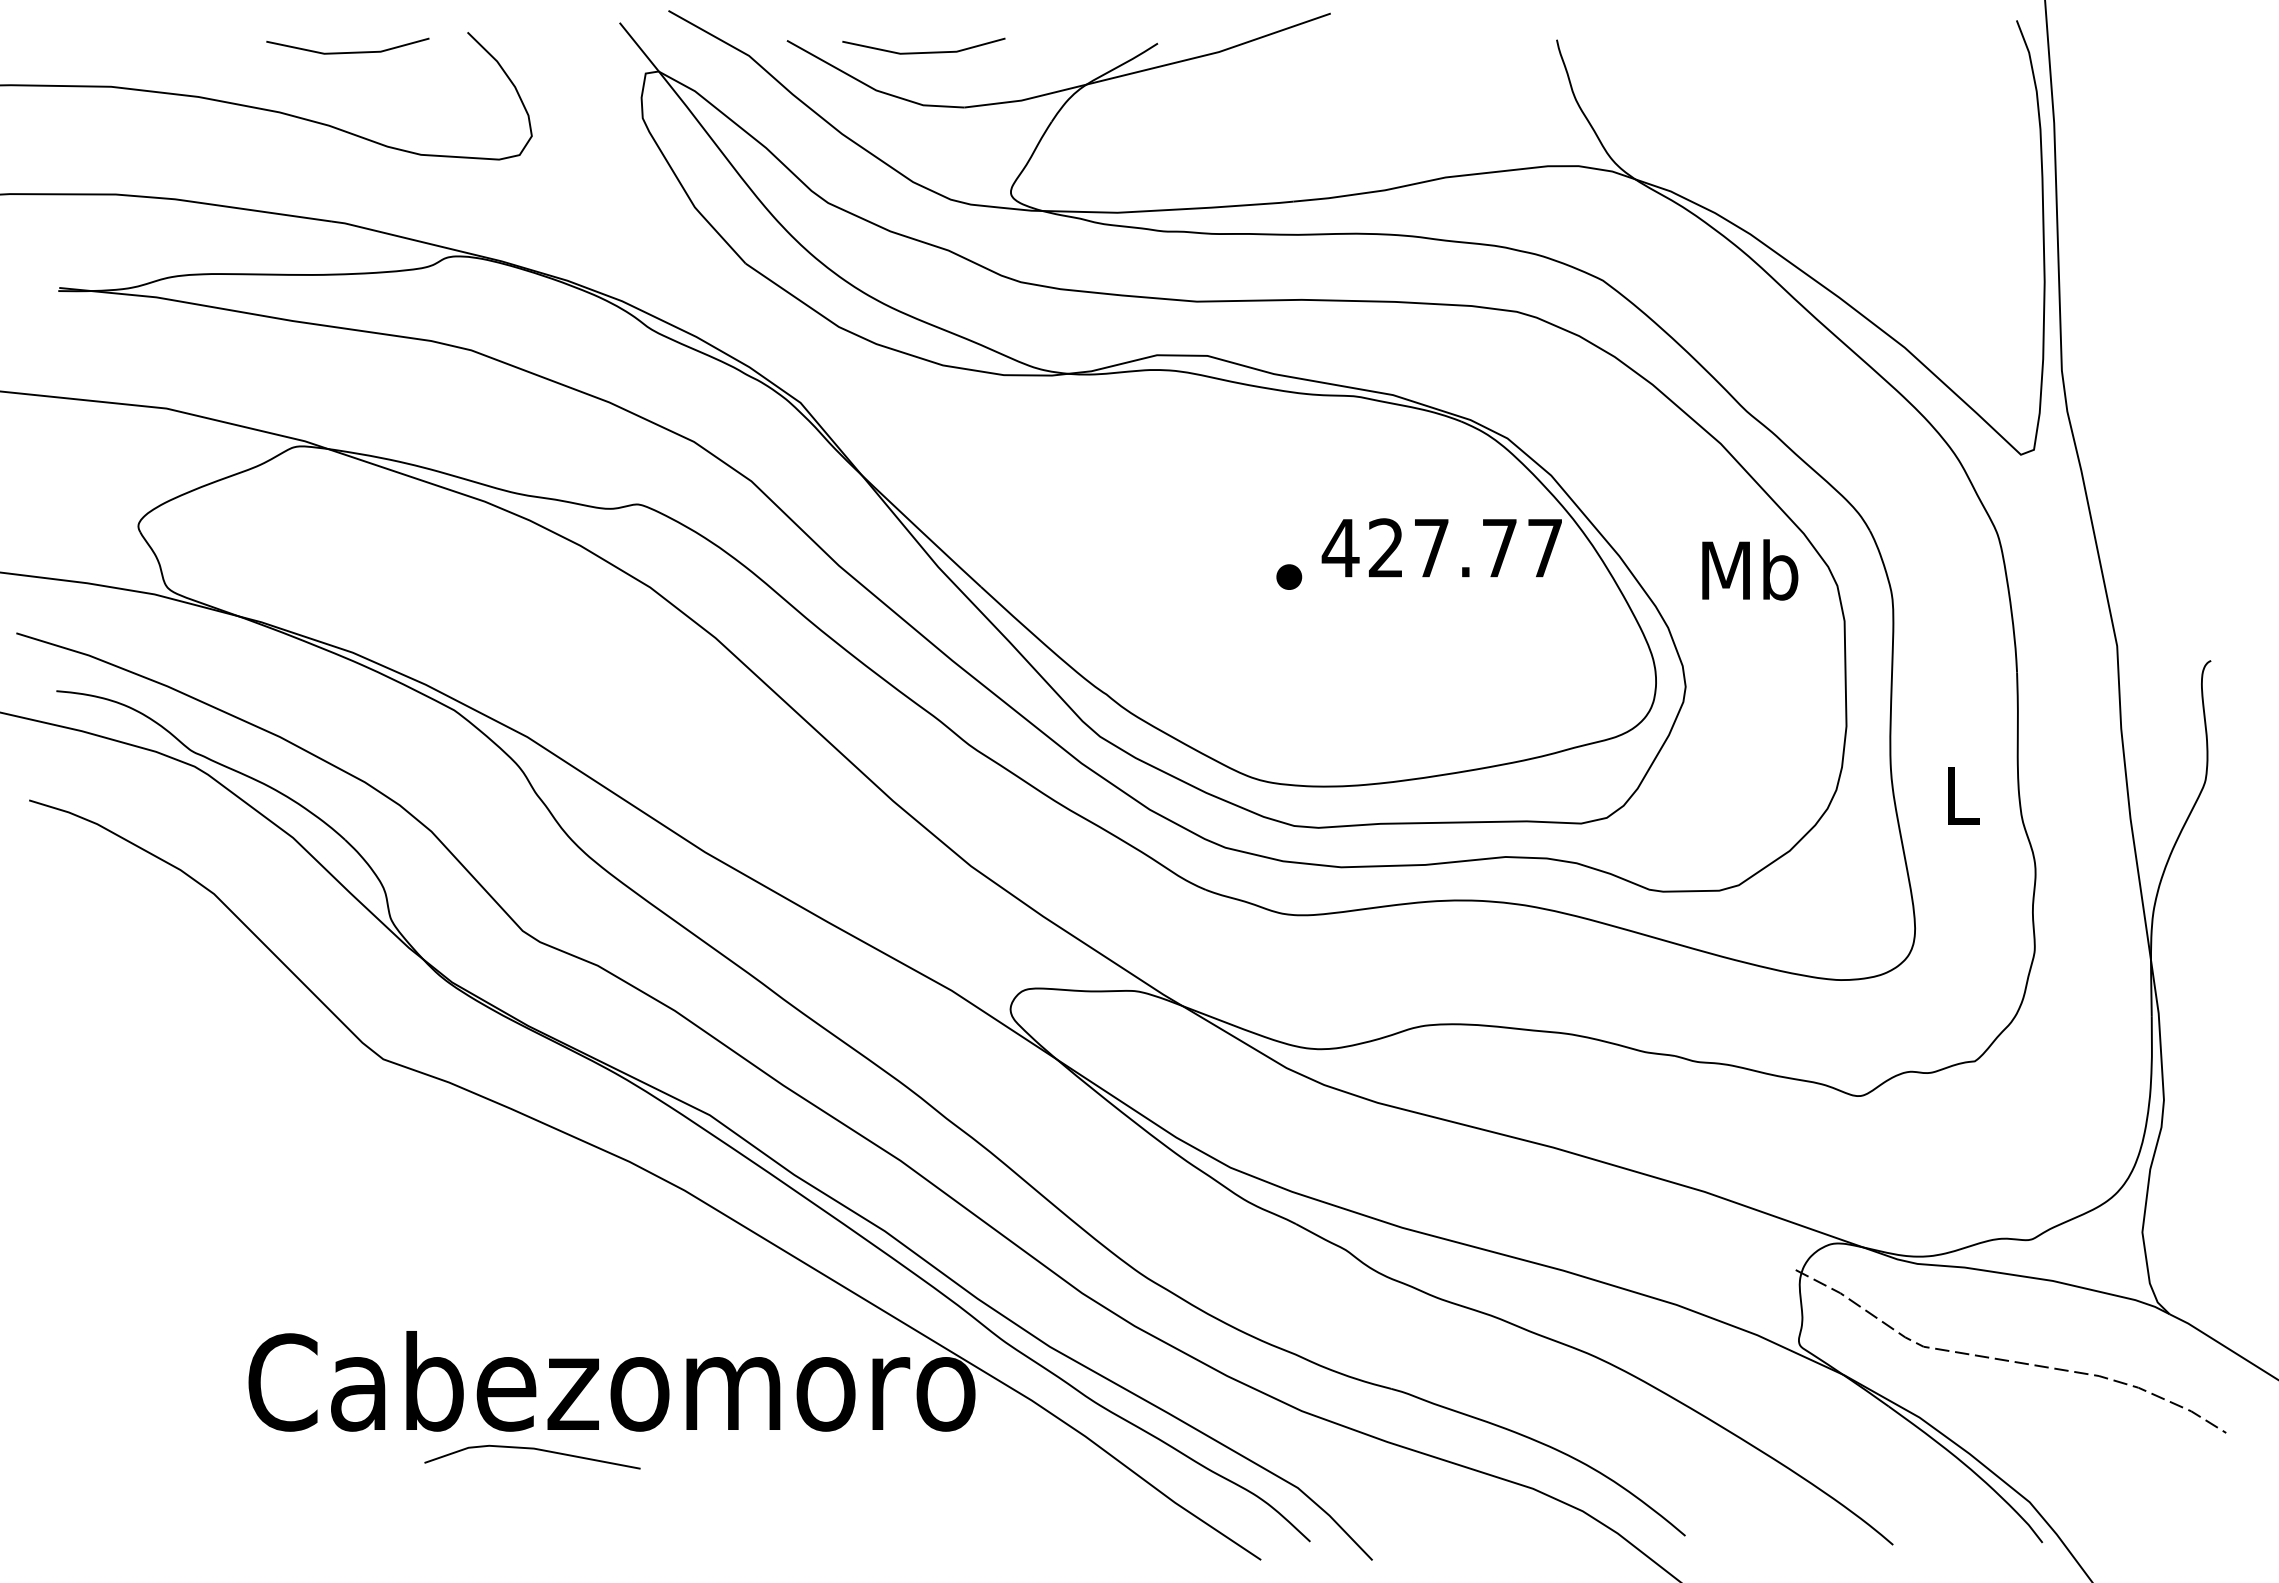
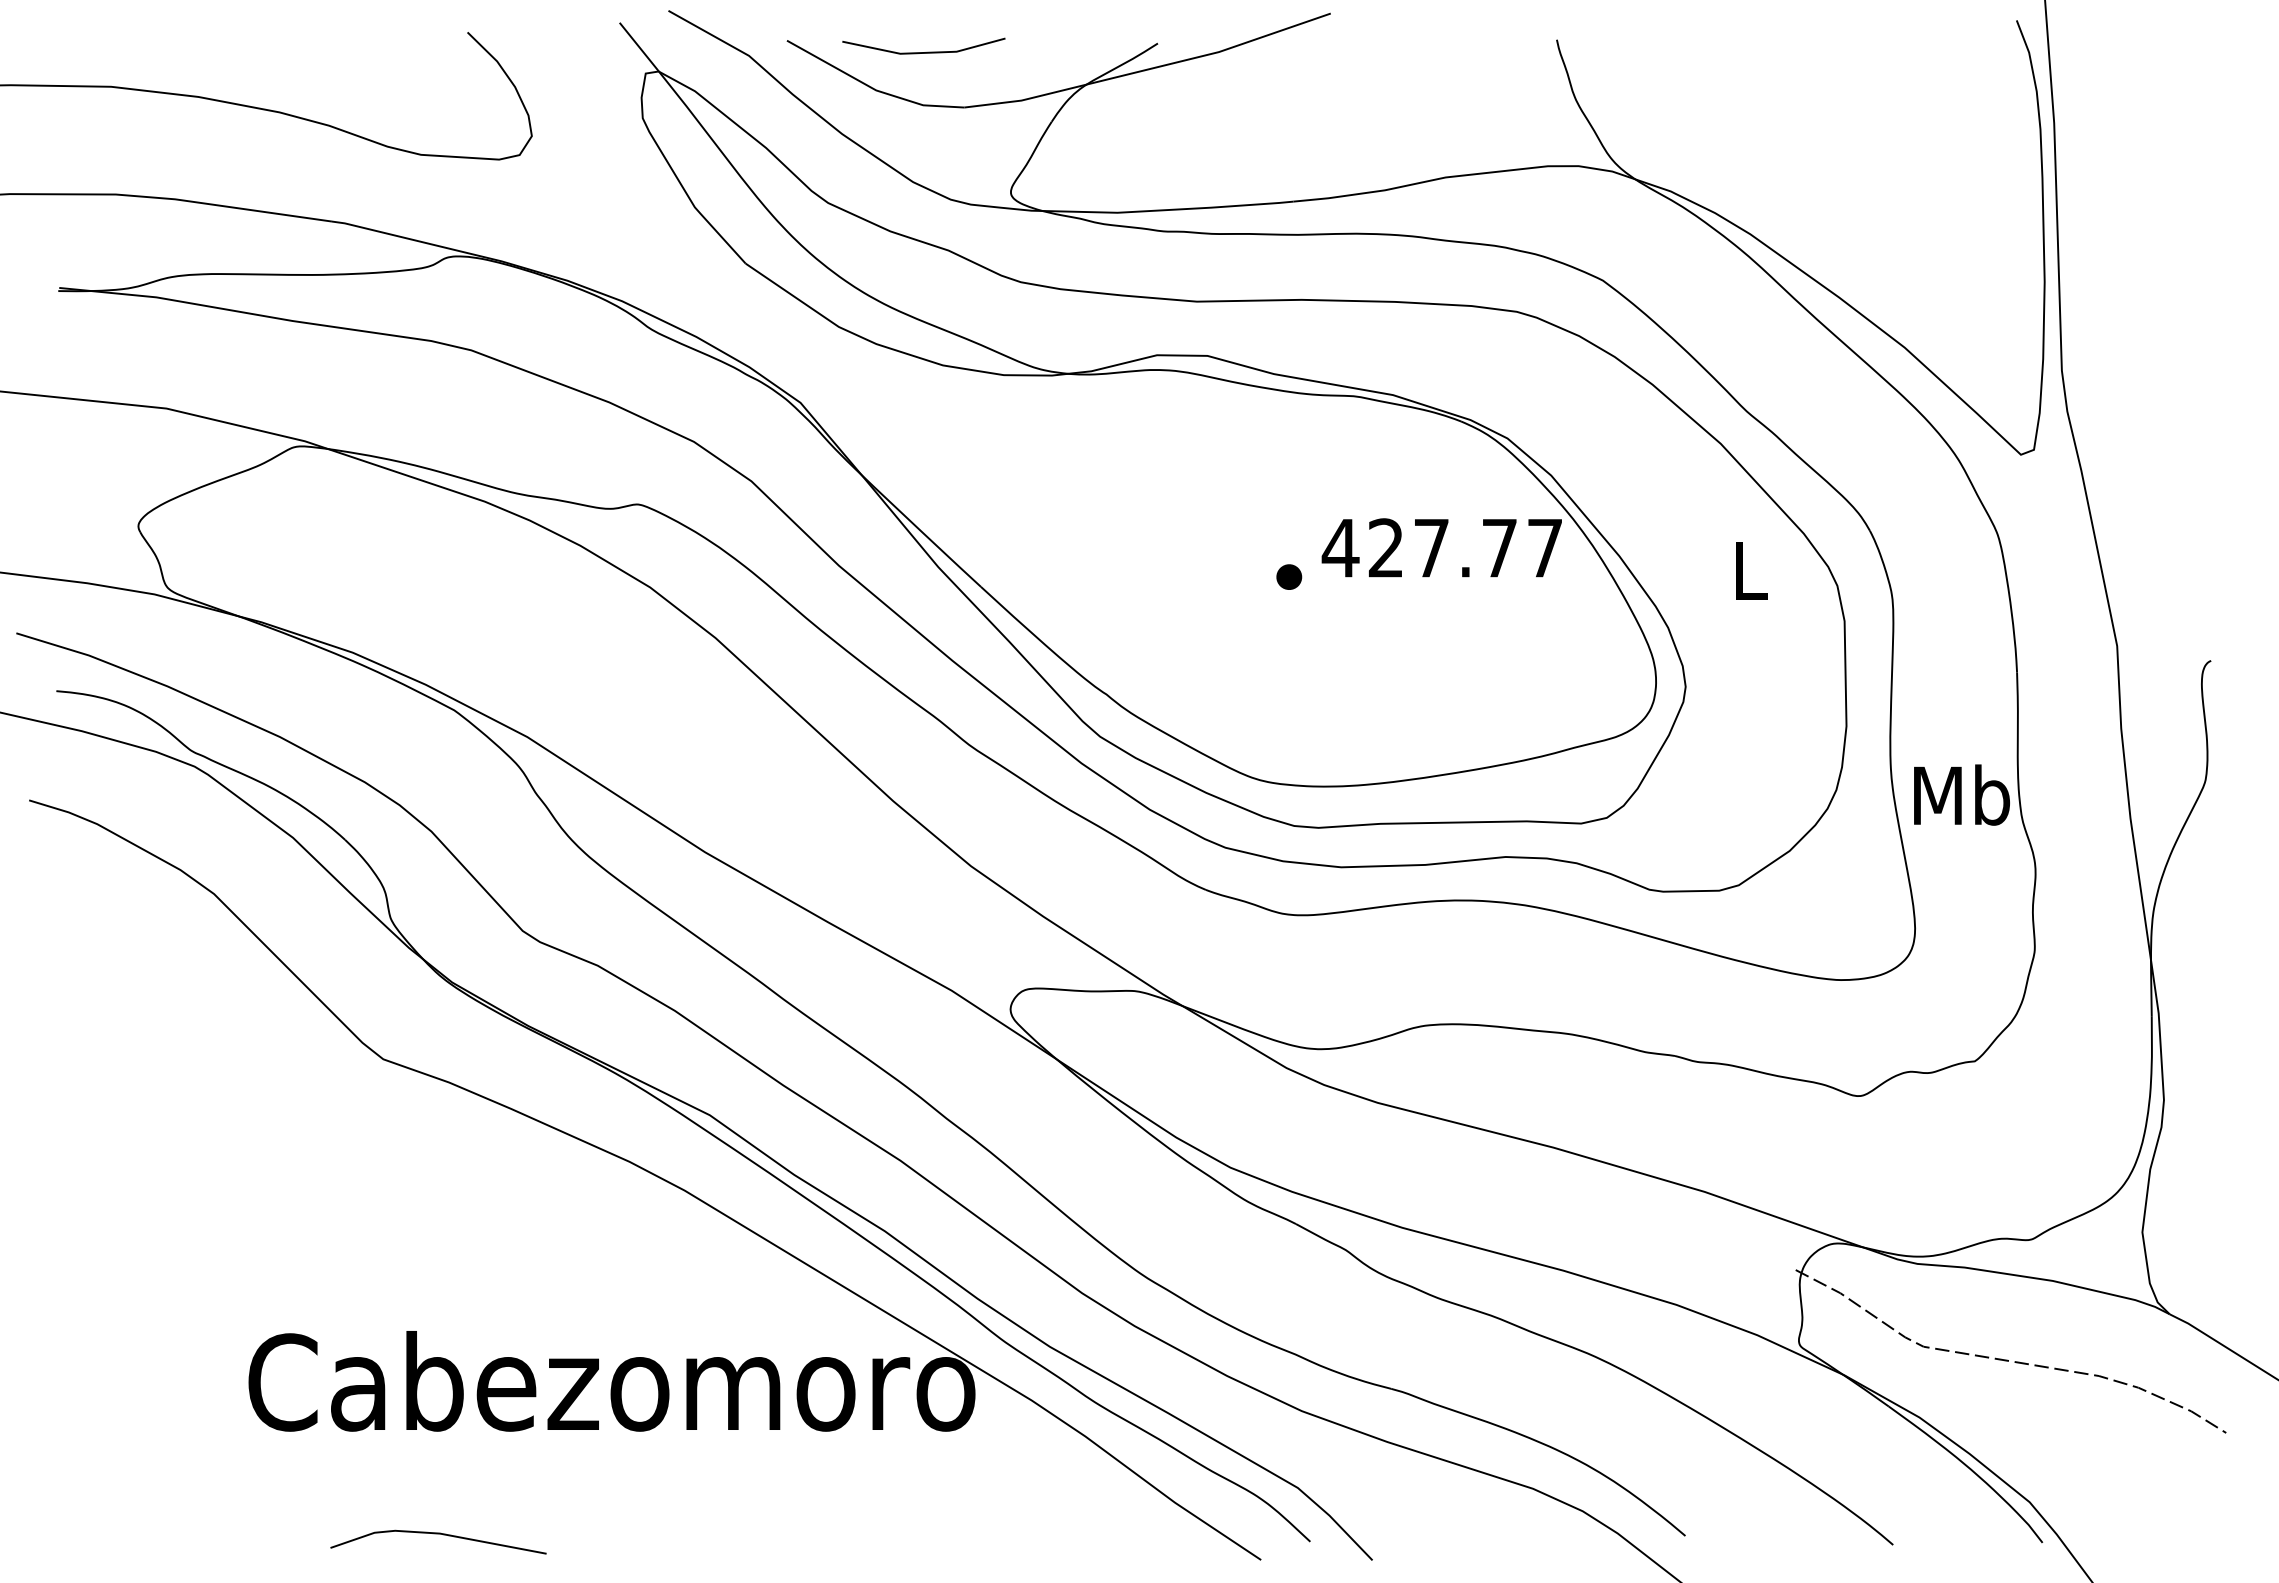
line: present -> none (347, 52)
text: Mb -> L (1750, 569)
text: L -> Mb (1962, 794)
line position: (532, 1449) -> (438, 1534) (438, 1534)
